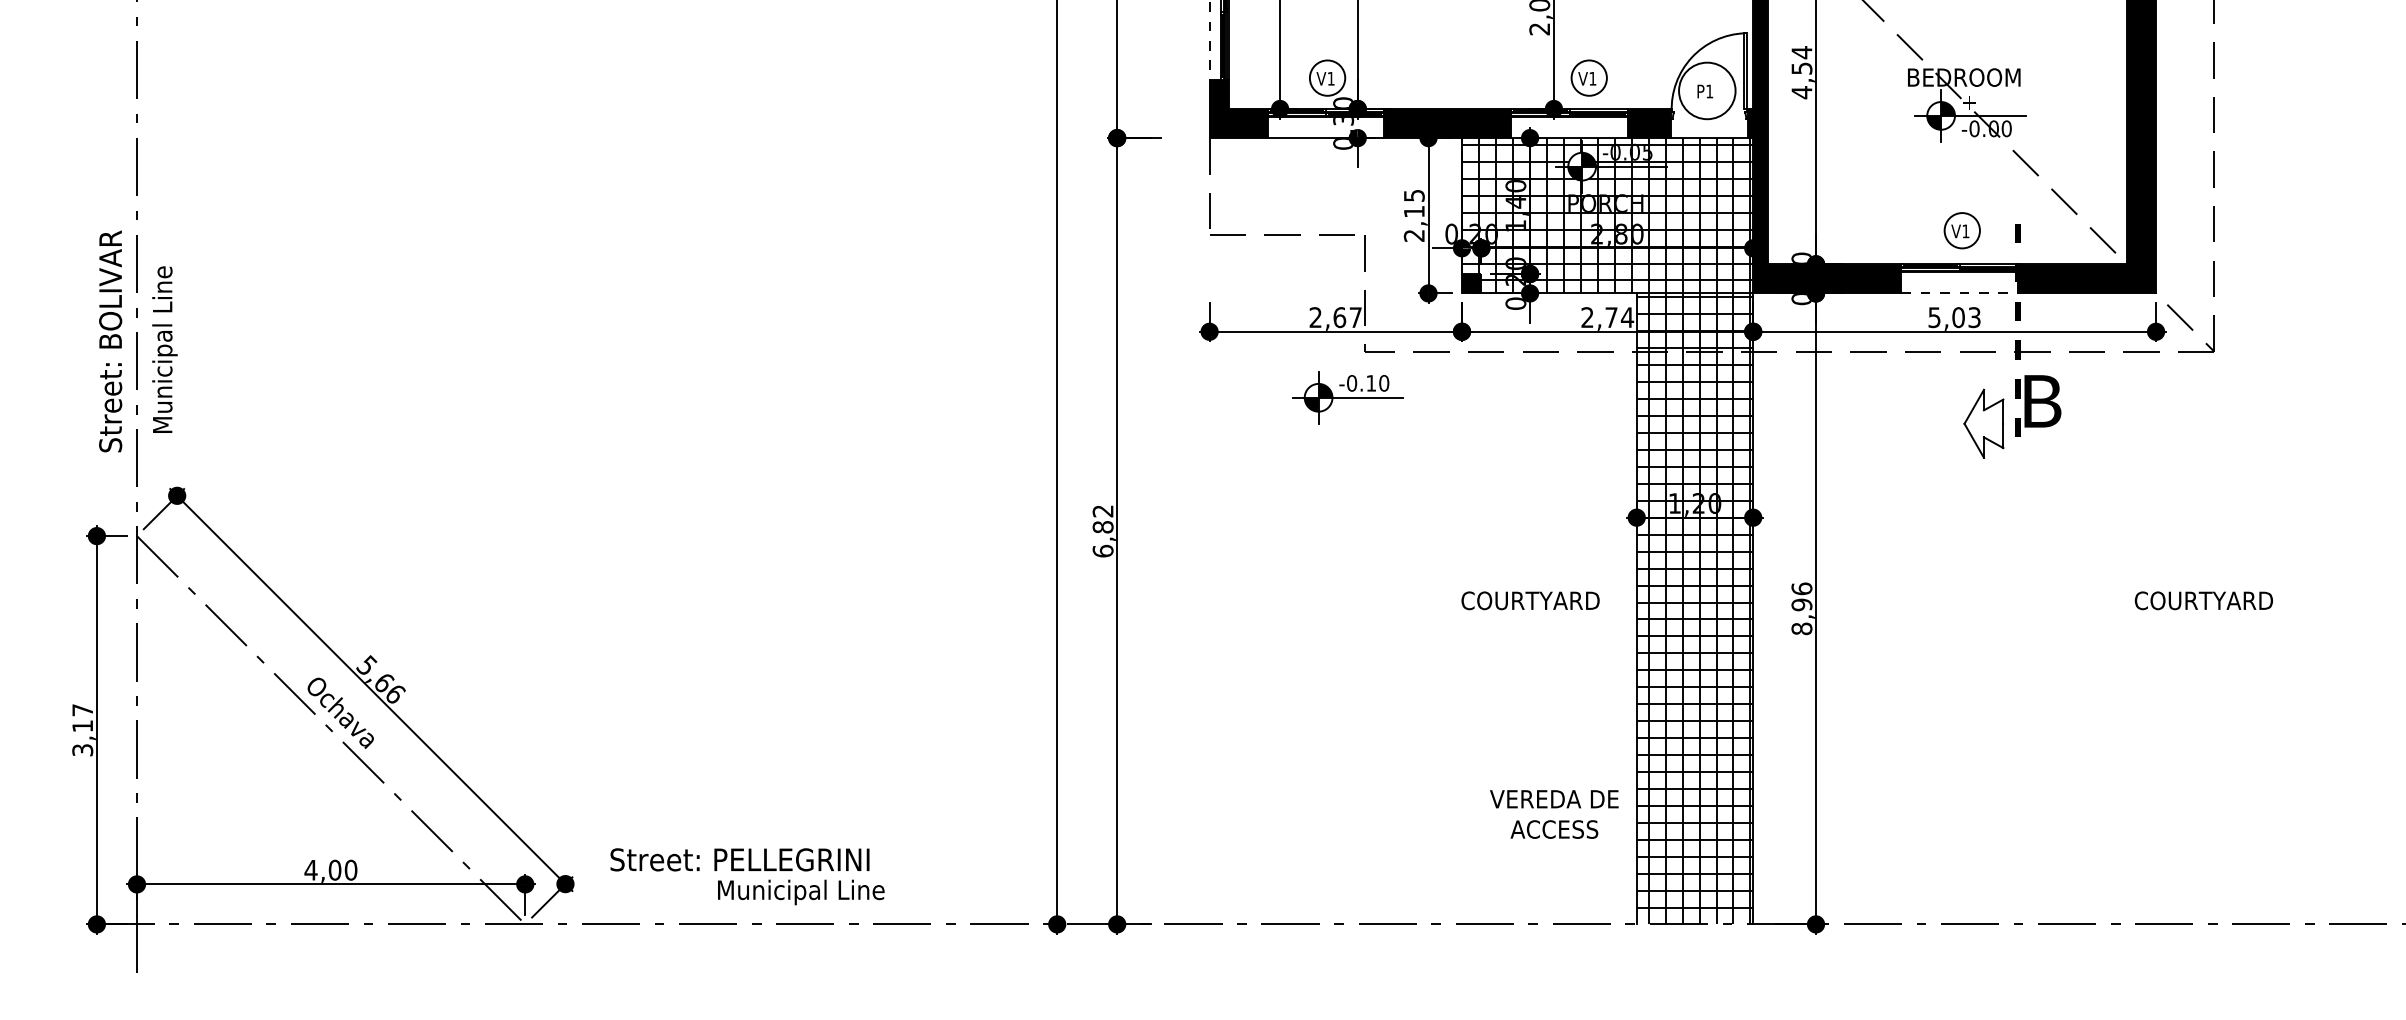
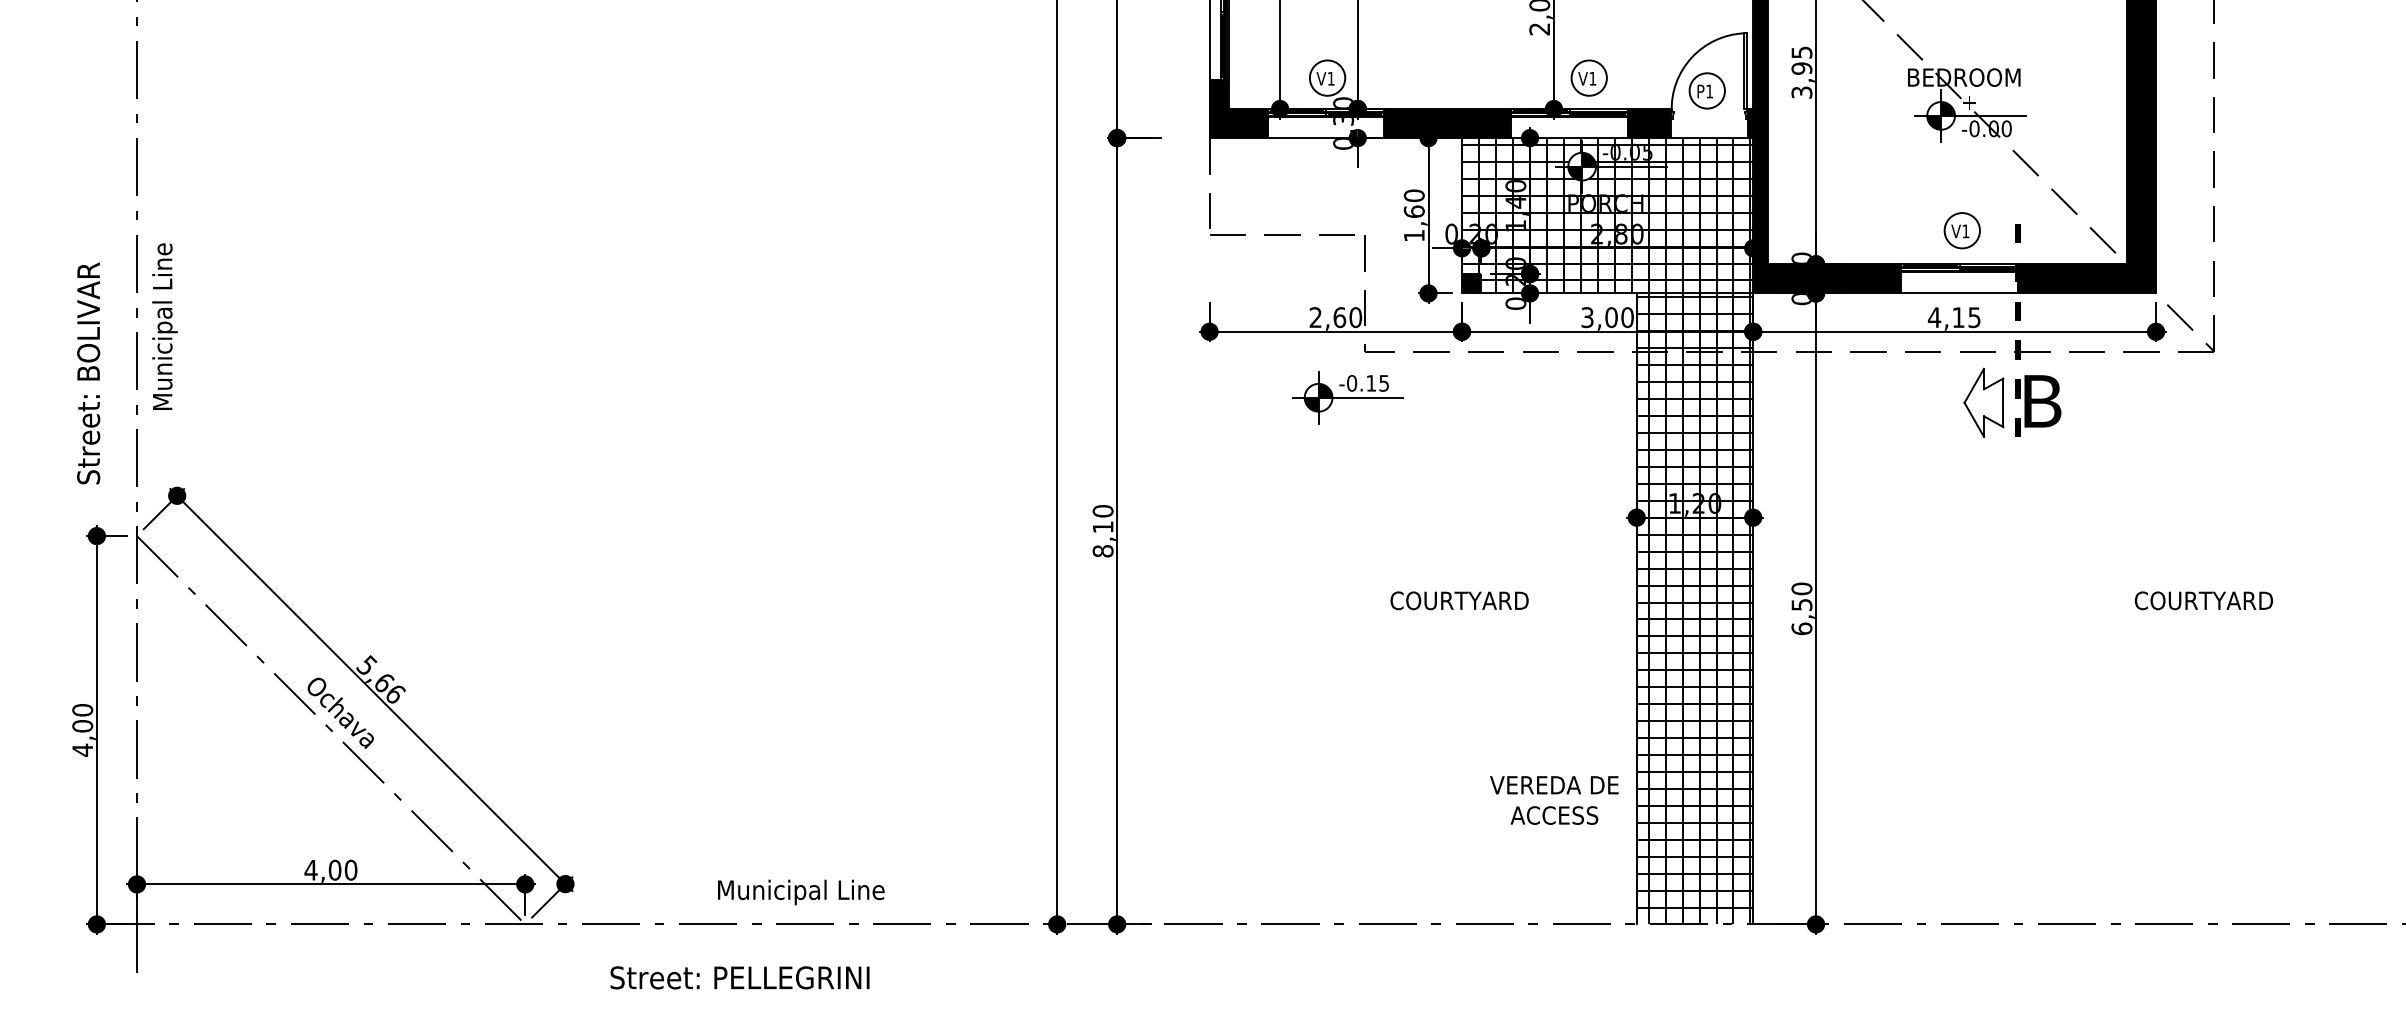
line: dashed -> solid (1209, 40)
text: 4,54 -> 3,95 (1801, 72)
circle diameter: 57 px -> 35 px (1706, 90)
text: 2,15 -> 1,60 (1413, 215)
line: dashed -> solid (1959, 293)
text: 2,67 -> 2,60 (1355, 317)
text: 2,74 -> 3,00 (1607, 317)
text: 5,03 -> 4,15 (1953, 317)
text position: (110, 341) -> (88, 373) (88, 373)
text position: (164, 349) -> (164, 326) (164, 326)
text: -0.10 -> -0.15 (1384, 383)
part position: (1983, 423) -> (1983, 402) (1983, 402)
text: 6,82 -> 8,10 (1102, 531)
text position: (1530, 600) -> (1459, 600) (1459, 600)
text: 8,96 -> 6,50 (1801, 608)
text: 3,17 -> 4,00 (82, 730)
text position: (1554, 814) -> (1554, 800) (1554, 800)
text position: (739, 859) -> (739, 977) (739, 977)
